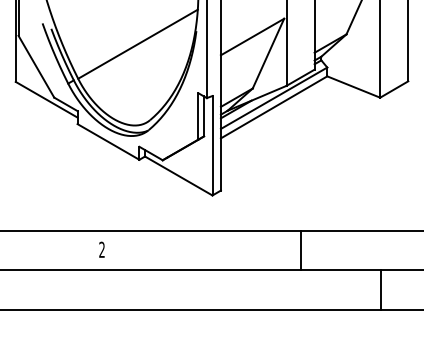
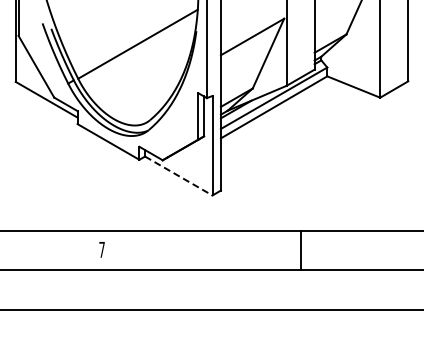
line: solid -> dashed (178, 176)
text: 2 -> 7 (101, 249)
line: present -> none (380, 290)
